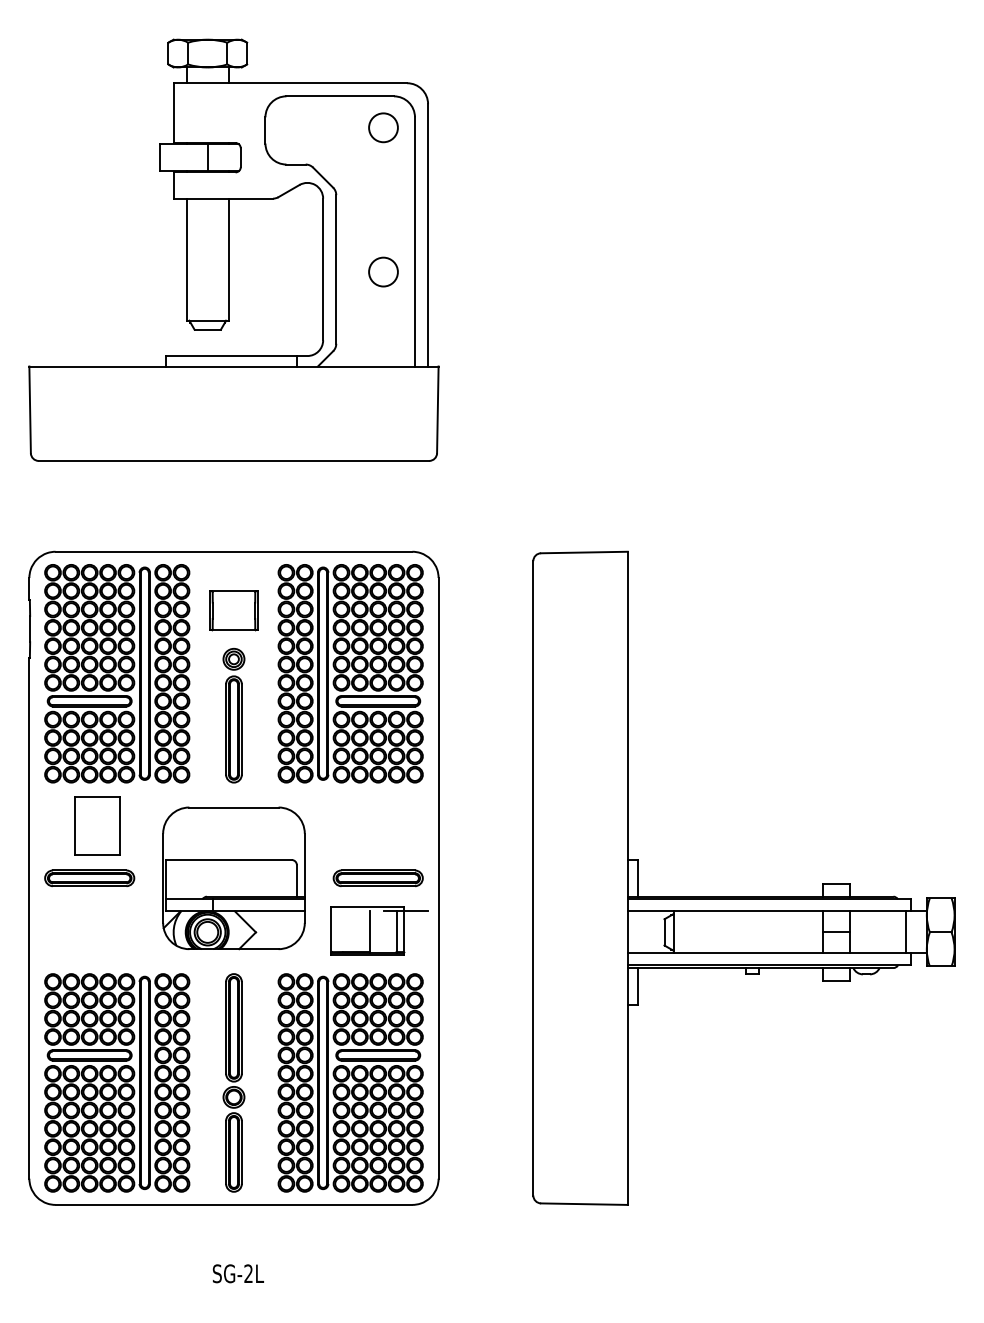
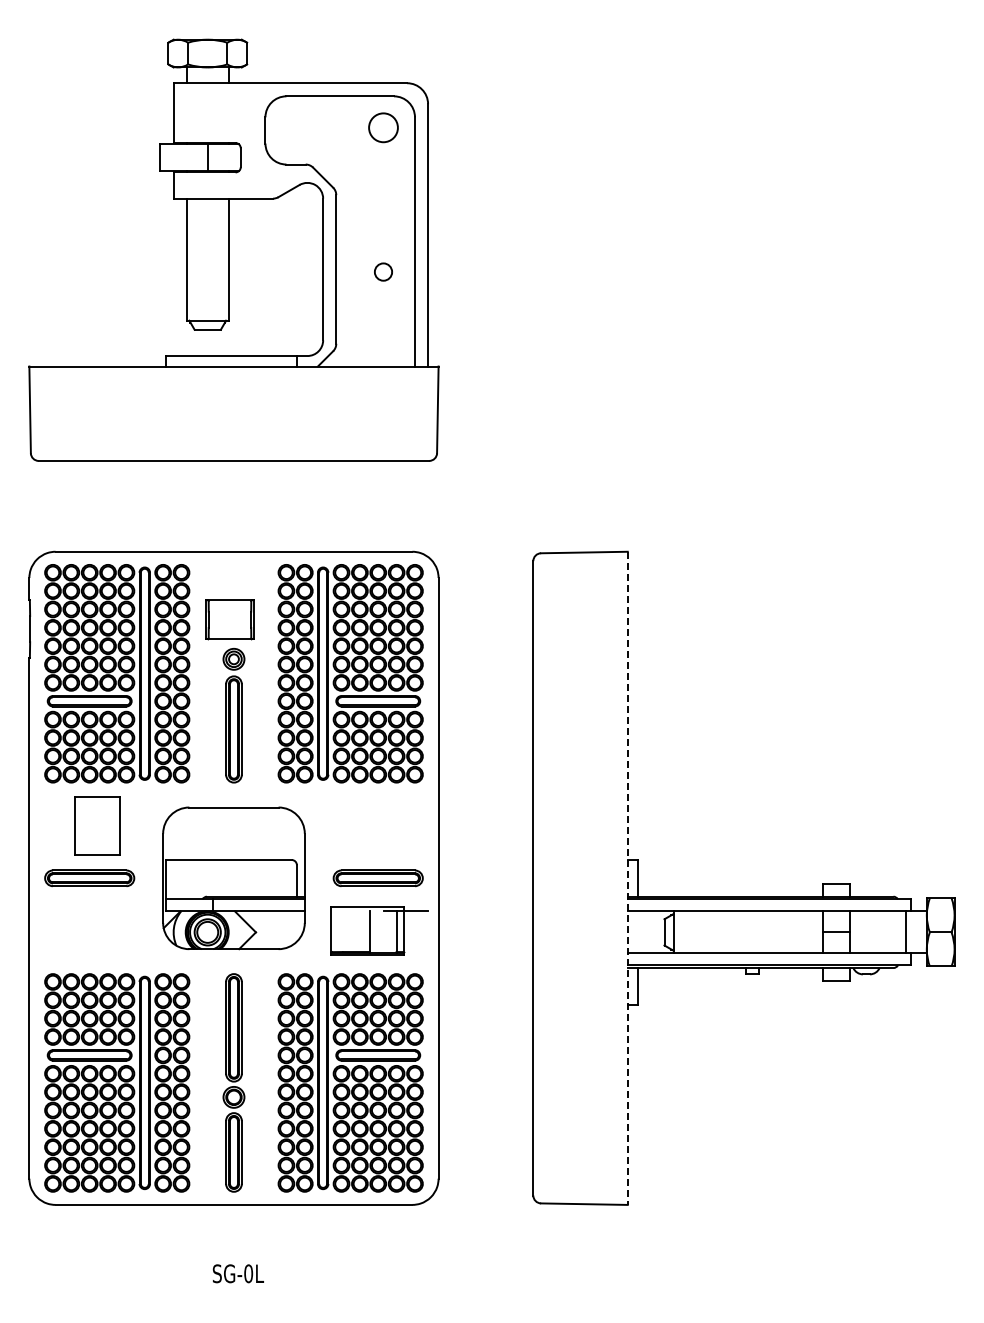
circle diameter: 29 px -> 17 px (383, 271)
part position: (233, 610) -> (229, 619) (229, 619)
line: solid -> dashed (627, 878)
text: SG-2L -> SG-0L (248, 1273)
